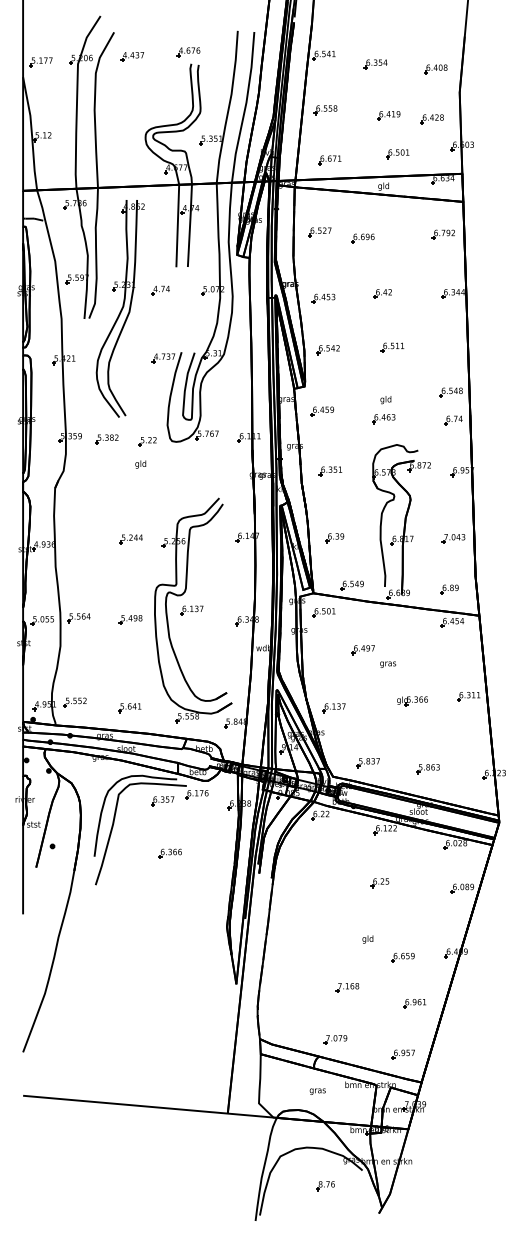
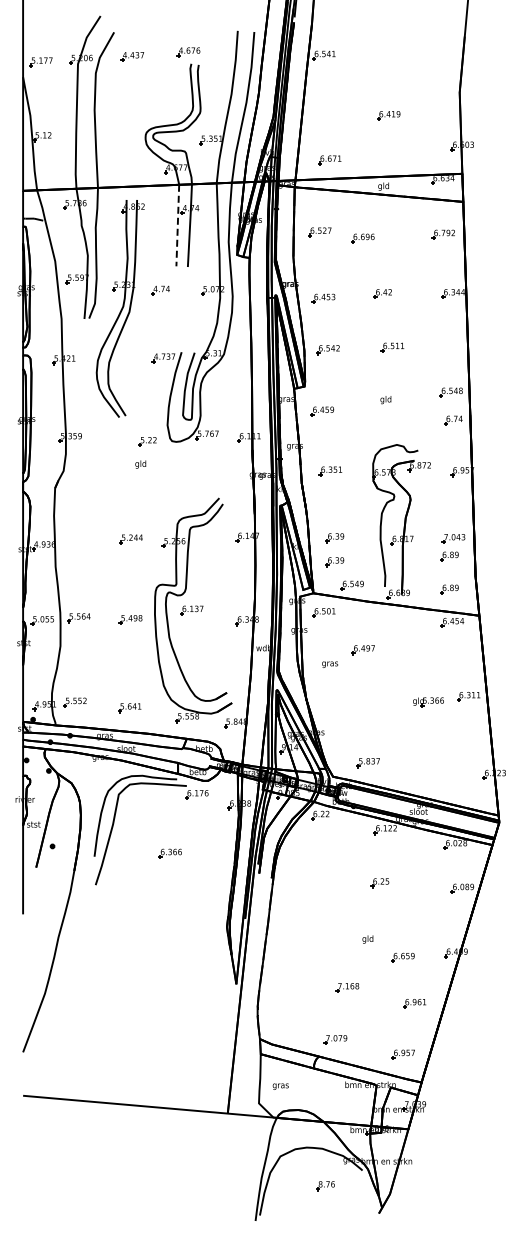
part: present -> none (375, 64)
part: present -> none (435, 69)
part: present -> none (325, 110)
part: present -> none (431, 119)
part: present -> none (397, 154)
line: solid -> dashed (177, 225)
part: present -> none (383, 419)
part: present -> none (106, 439)
part: none -> present (449, 556)
part: none -> present (334, 562)
text position: (388, 664) -> (330, 664) (330, 664)
part position: (412, 701) -> (428, 702) (428, 702)
part: present -> none (333, 708)
part: present -> none (427, 769)
part: present -> none (162, 801)
text position: (317, 1091) -> (280, 1086) (280, 1086)
